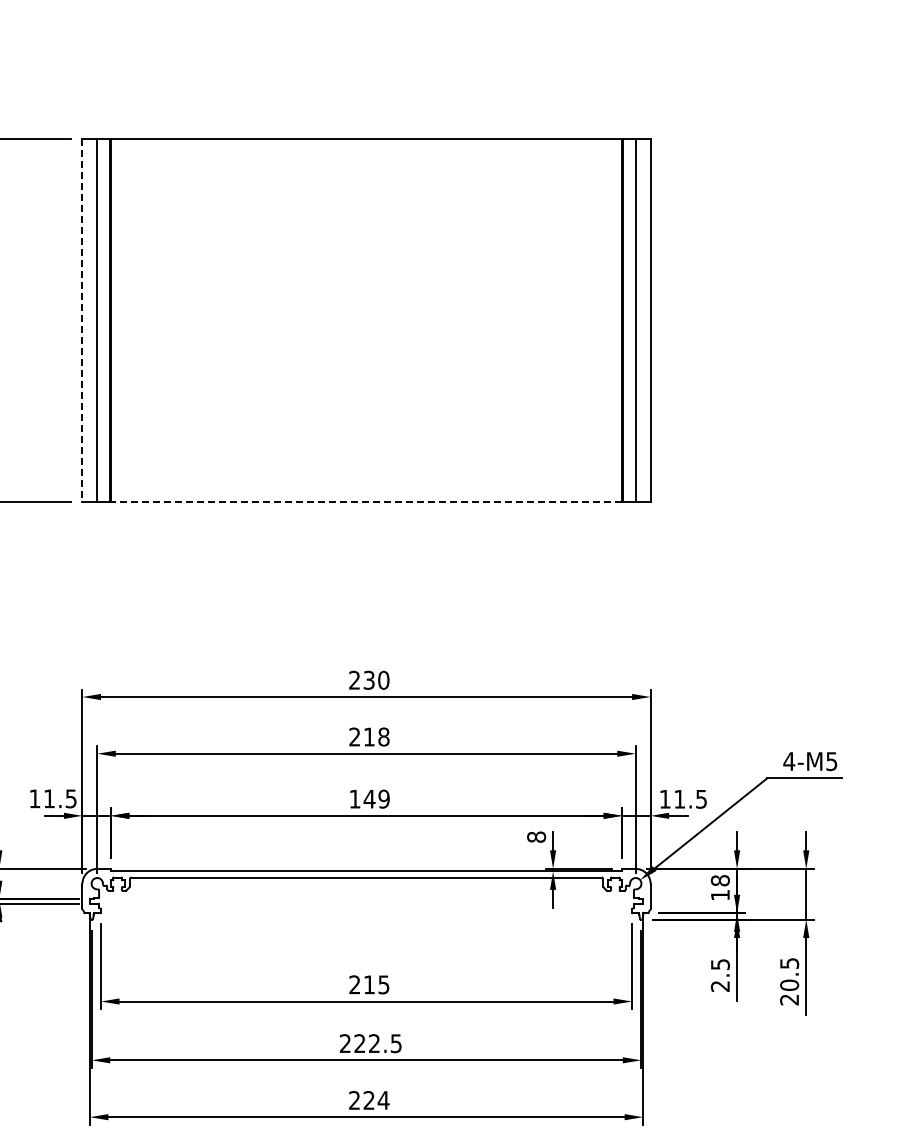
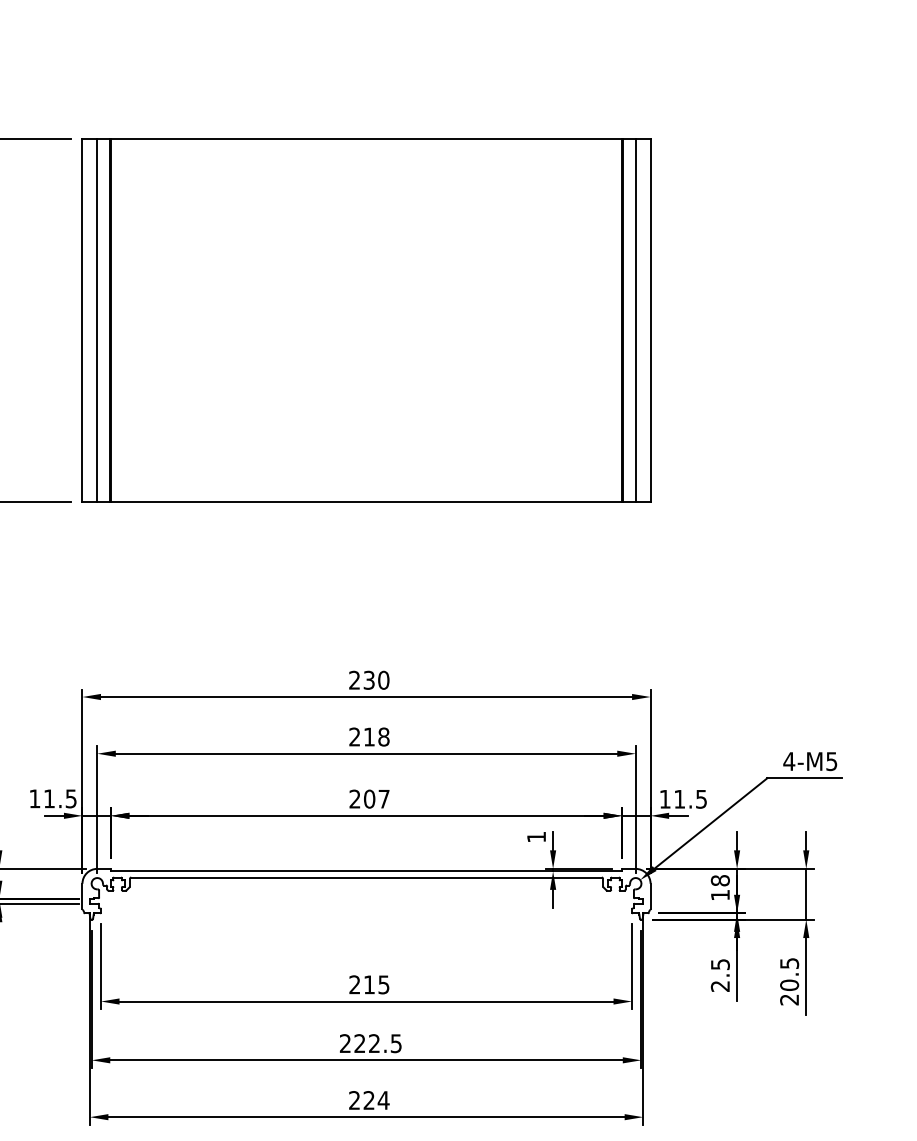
line: dashed -> solid (82, 320)
line: dashed -> solid (366, 501)
text: 149 -> 207 (369, 798)
text: 8 -> 1 (536, 836)
